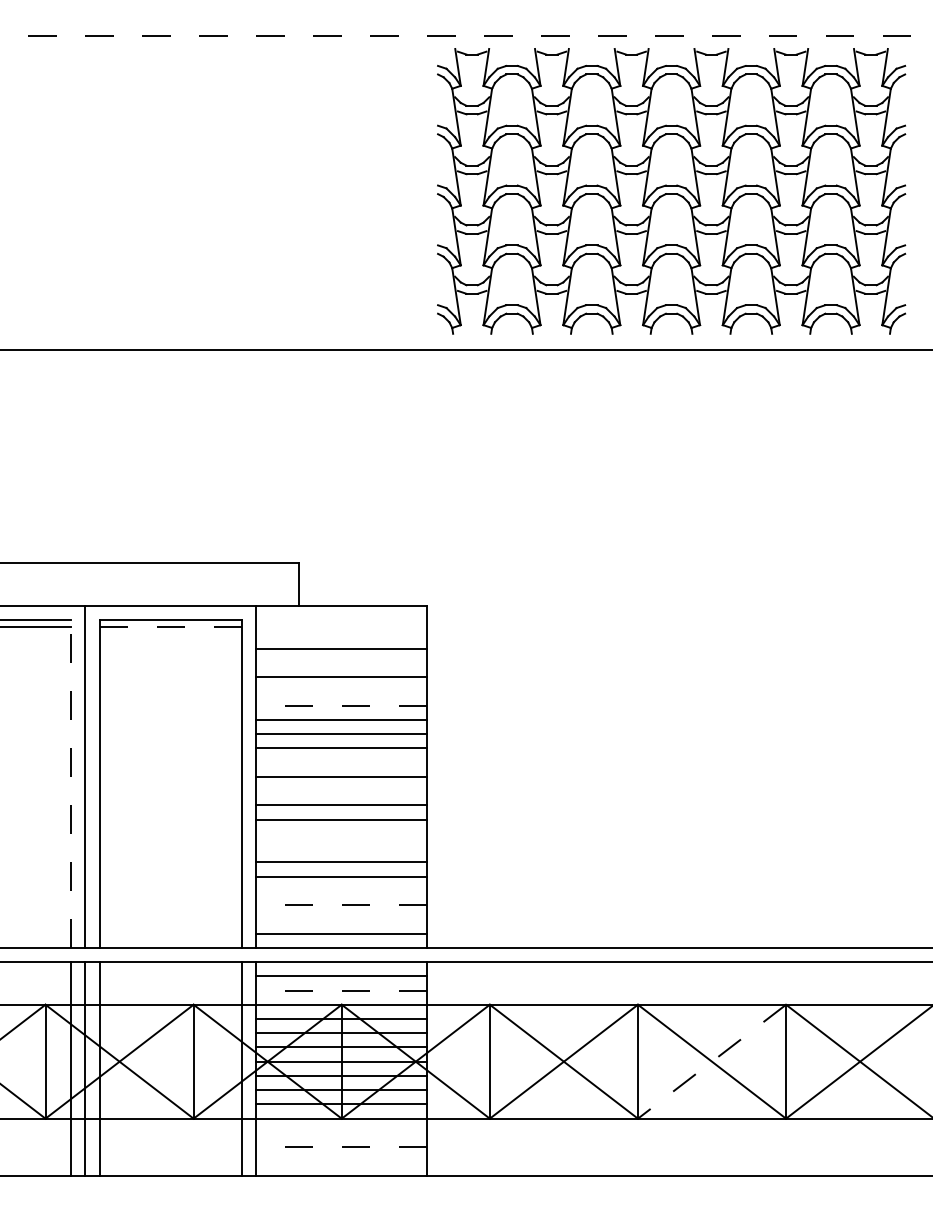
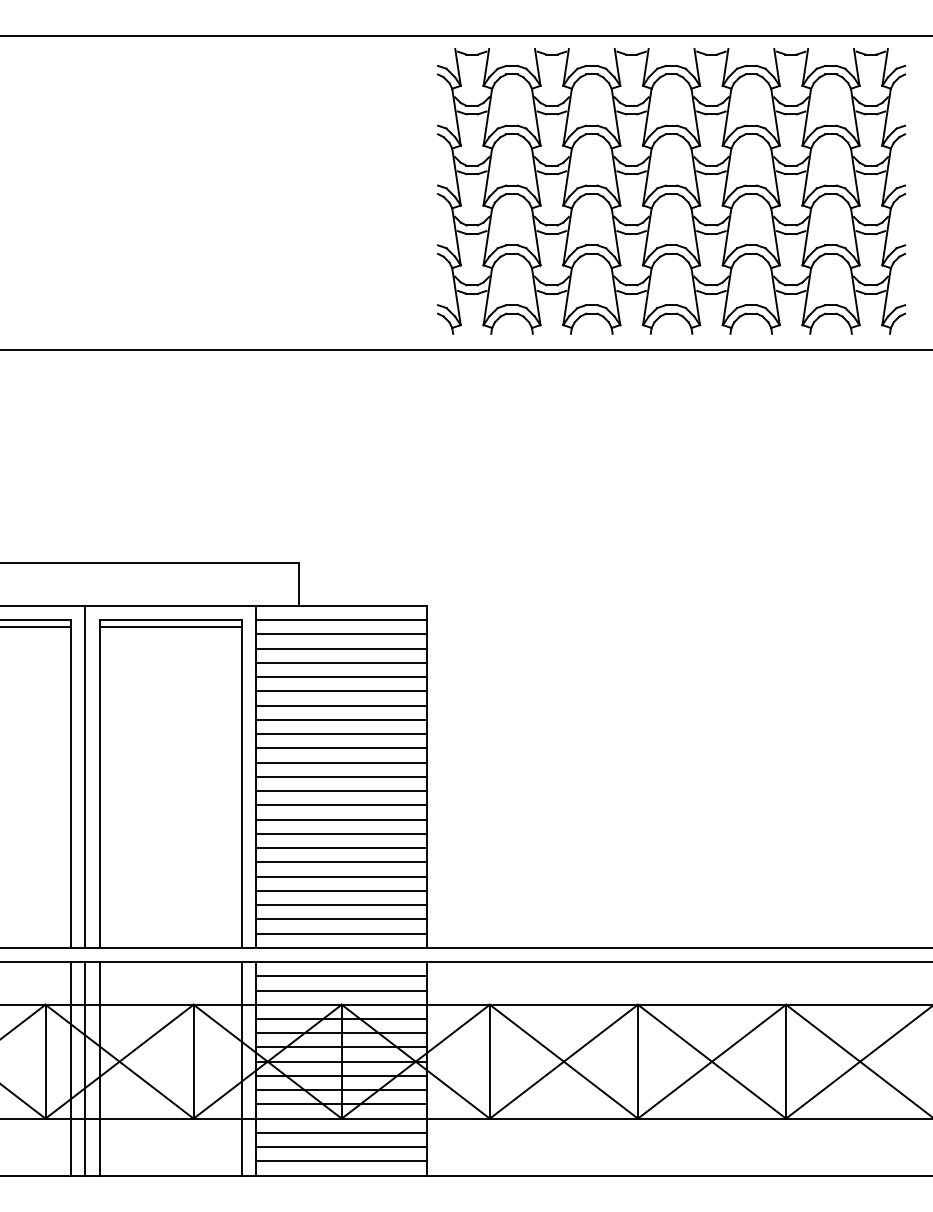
line: dashed -> solid (466, 36)
line: none -> present (341, 620)
line: dashed -> solid (171, 627)
line: none -> present (341, 634)
line: none -> present (341, 662)
line: none -> present (341, 691)
line: dashed -> solid (341, 705)
line: none -> present (341, 762)
line: dashed -> solid (71, 784)
line: none -> present (341, 791)
line: none -> present (341, 833)
line: none -> present (341, 848)
line: none -> present (341, 890)
line: dashed -> solid (341, 905)
line: none -> present (341, 919)
line: dashed -> solid (341, 990)
line: dashed -> solid (711, 1062)
line: none -> present (341, 1132)
line: dashed -> solid (341, 1147)
line: none -> present (341, 1161)
